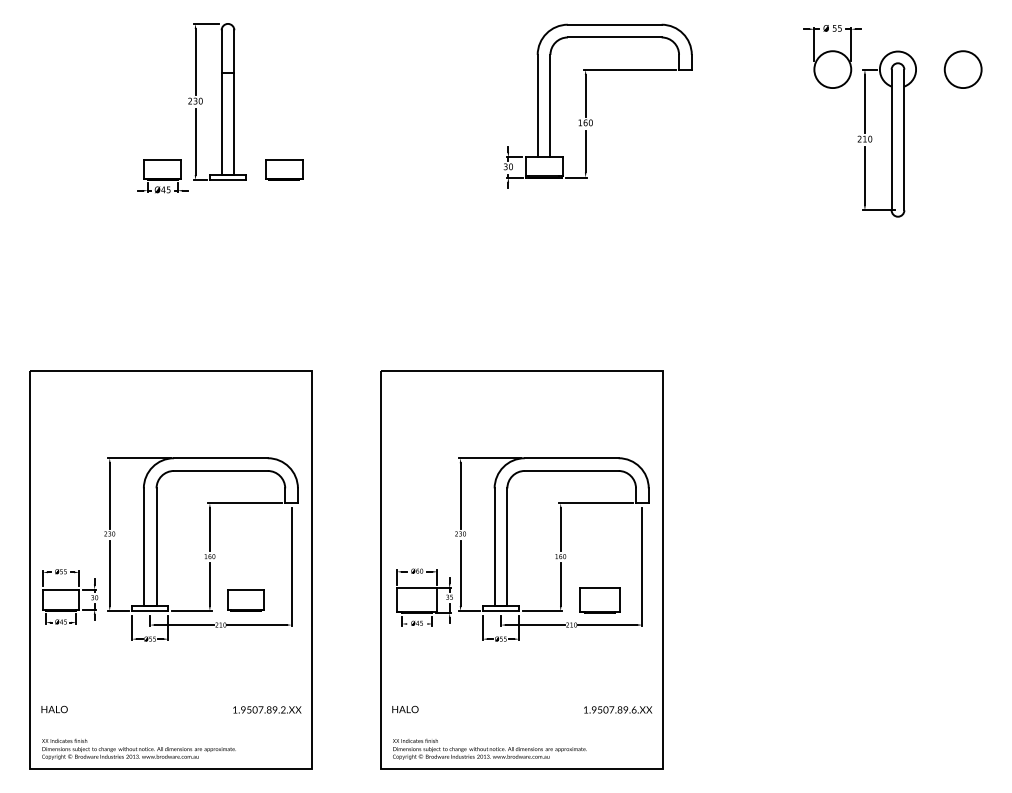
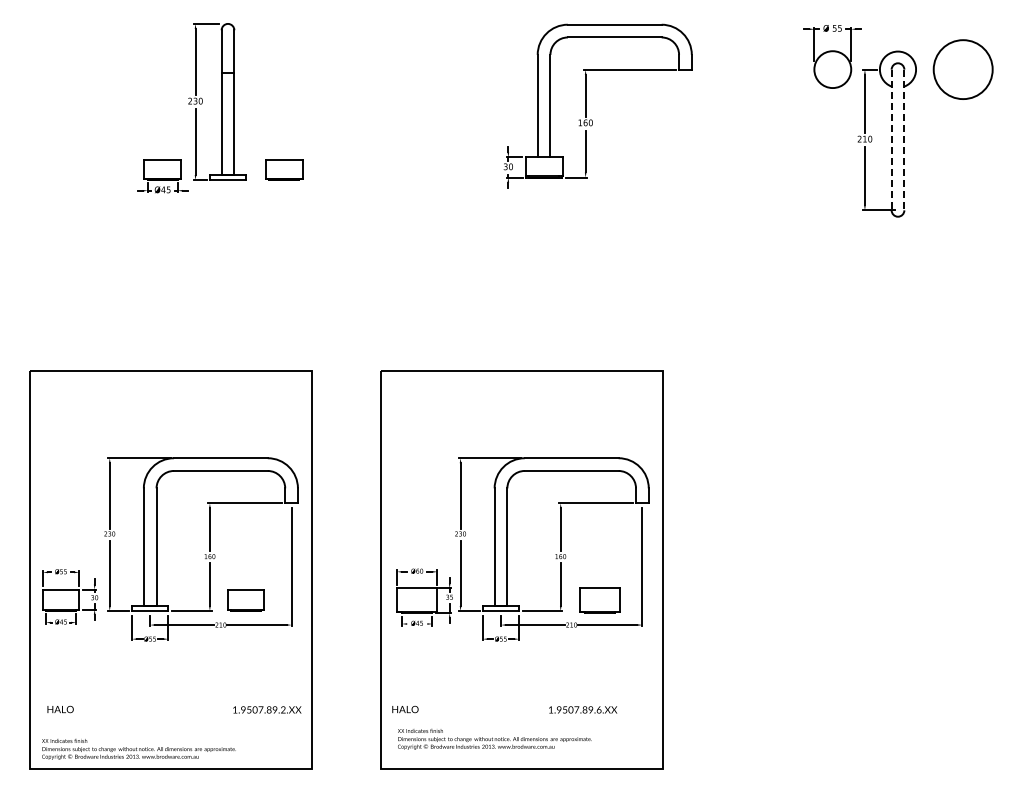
circle diameter: 37 px -> 59 px (962, 69)
line: solid -> dashed (891, 140)
line: solid -> dashed (904, 140)
text position: (54, 709) -> (60, 709) (60, 709)
text position: (618, 709) -> (583, 709) (583, 709)
text position: (489, 748) -> (494, 738) (494, 738)
